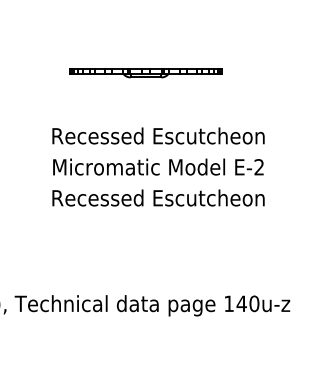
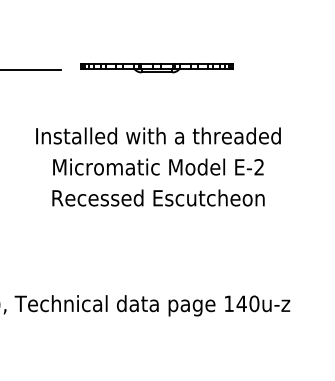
line: none -> present (31, 69)
part position: (145, 73) -> (156, 68) (156, 68)
text: Recessed Escutcheon -> Installed with a threaded (158, 135)
